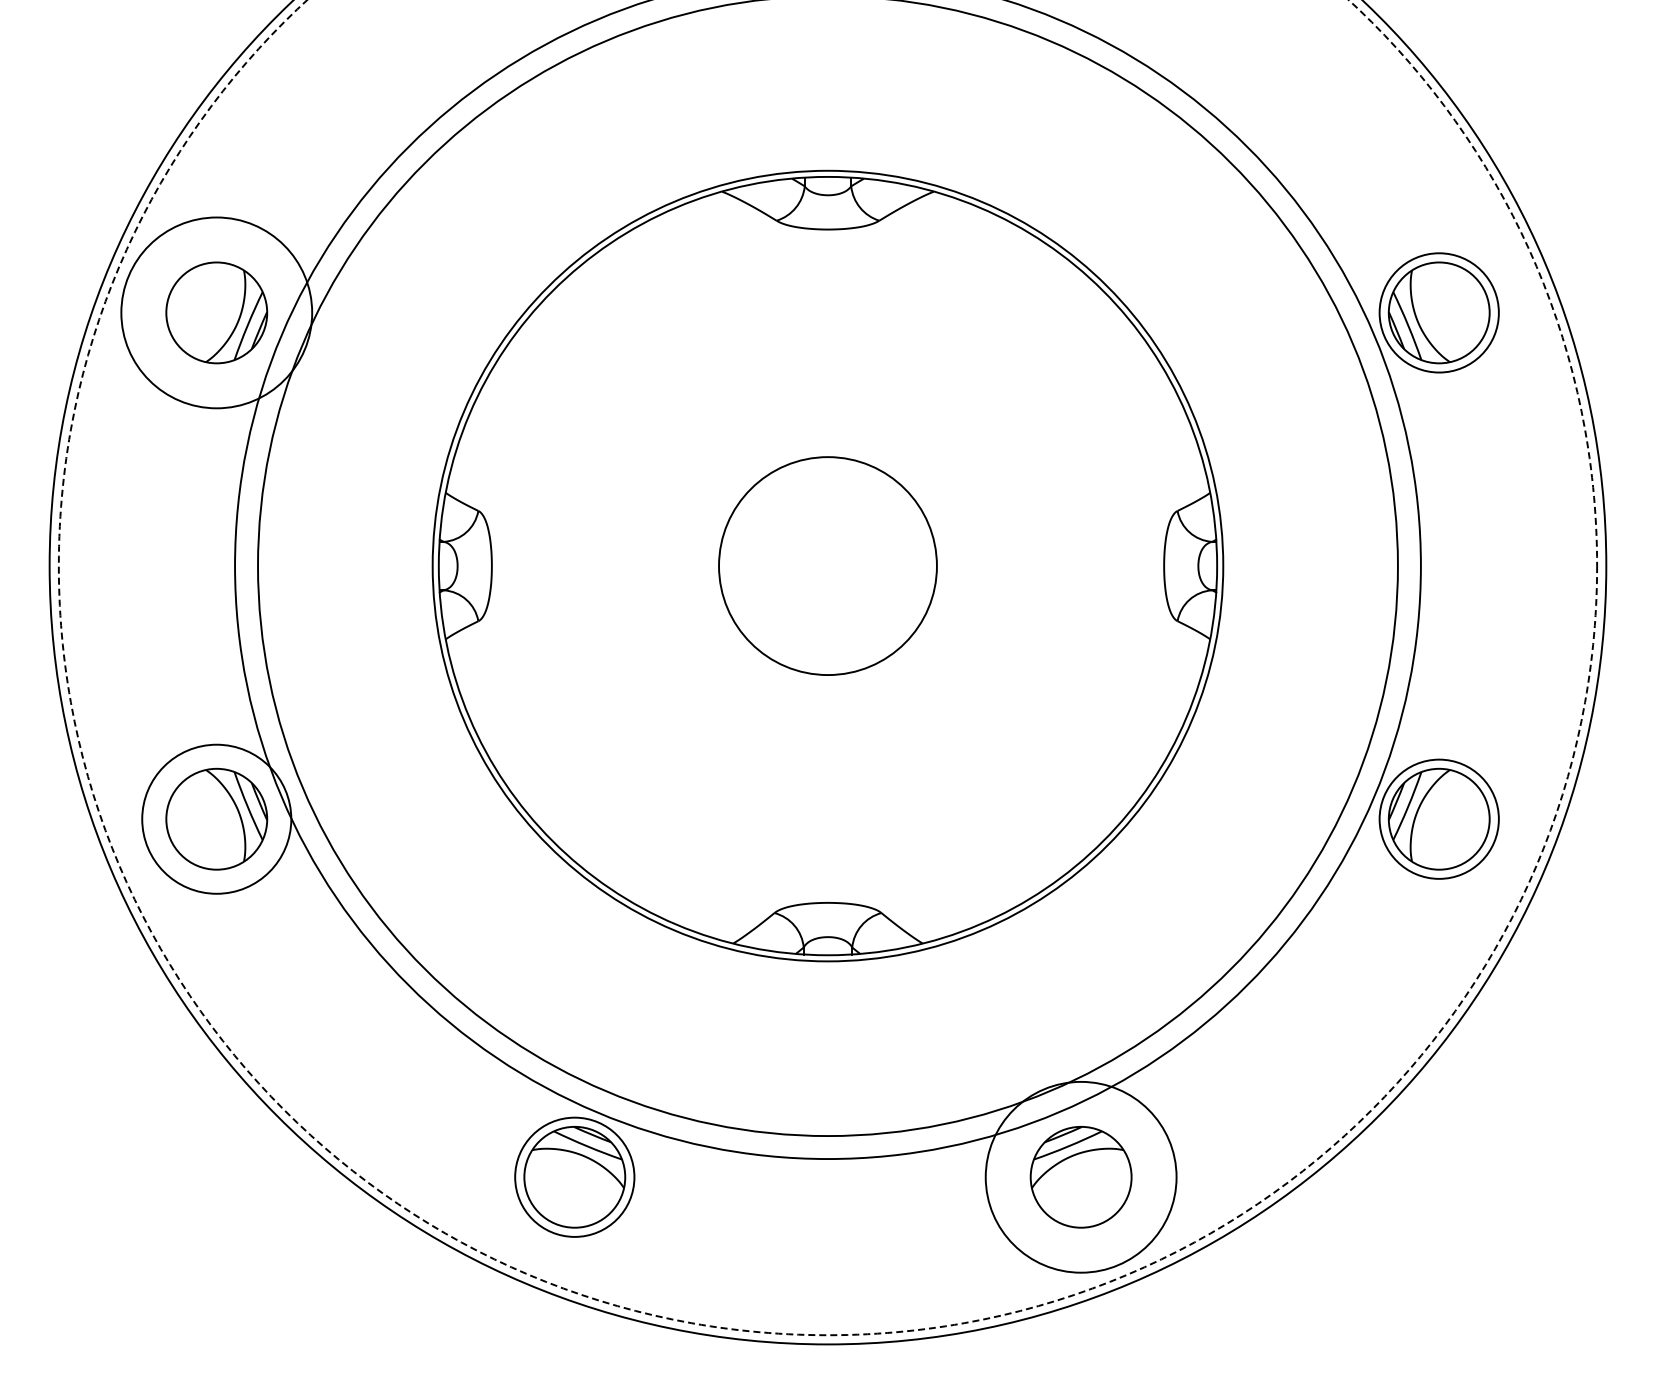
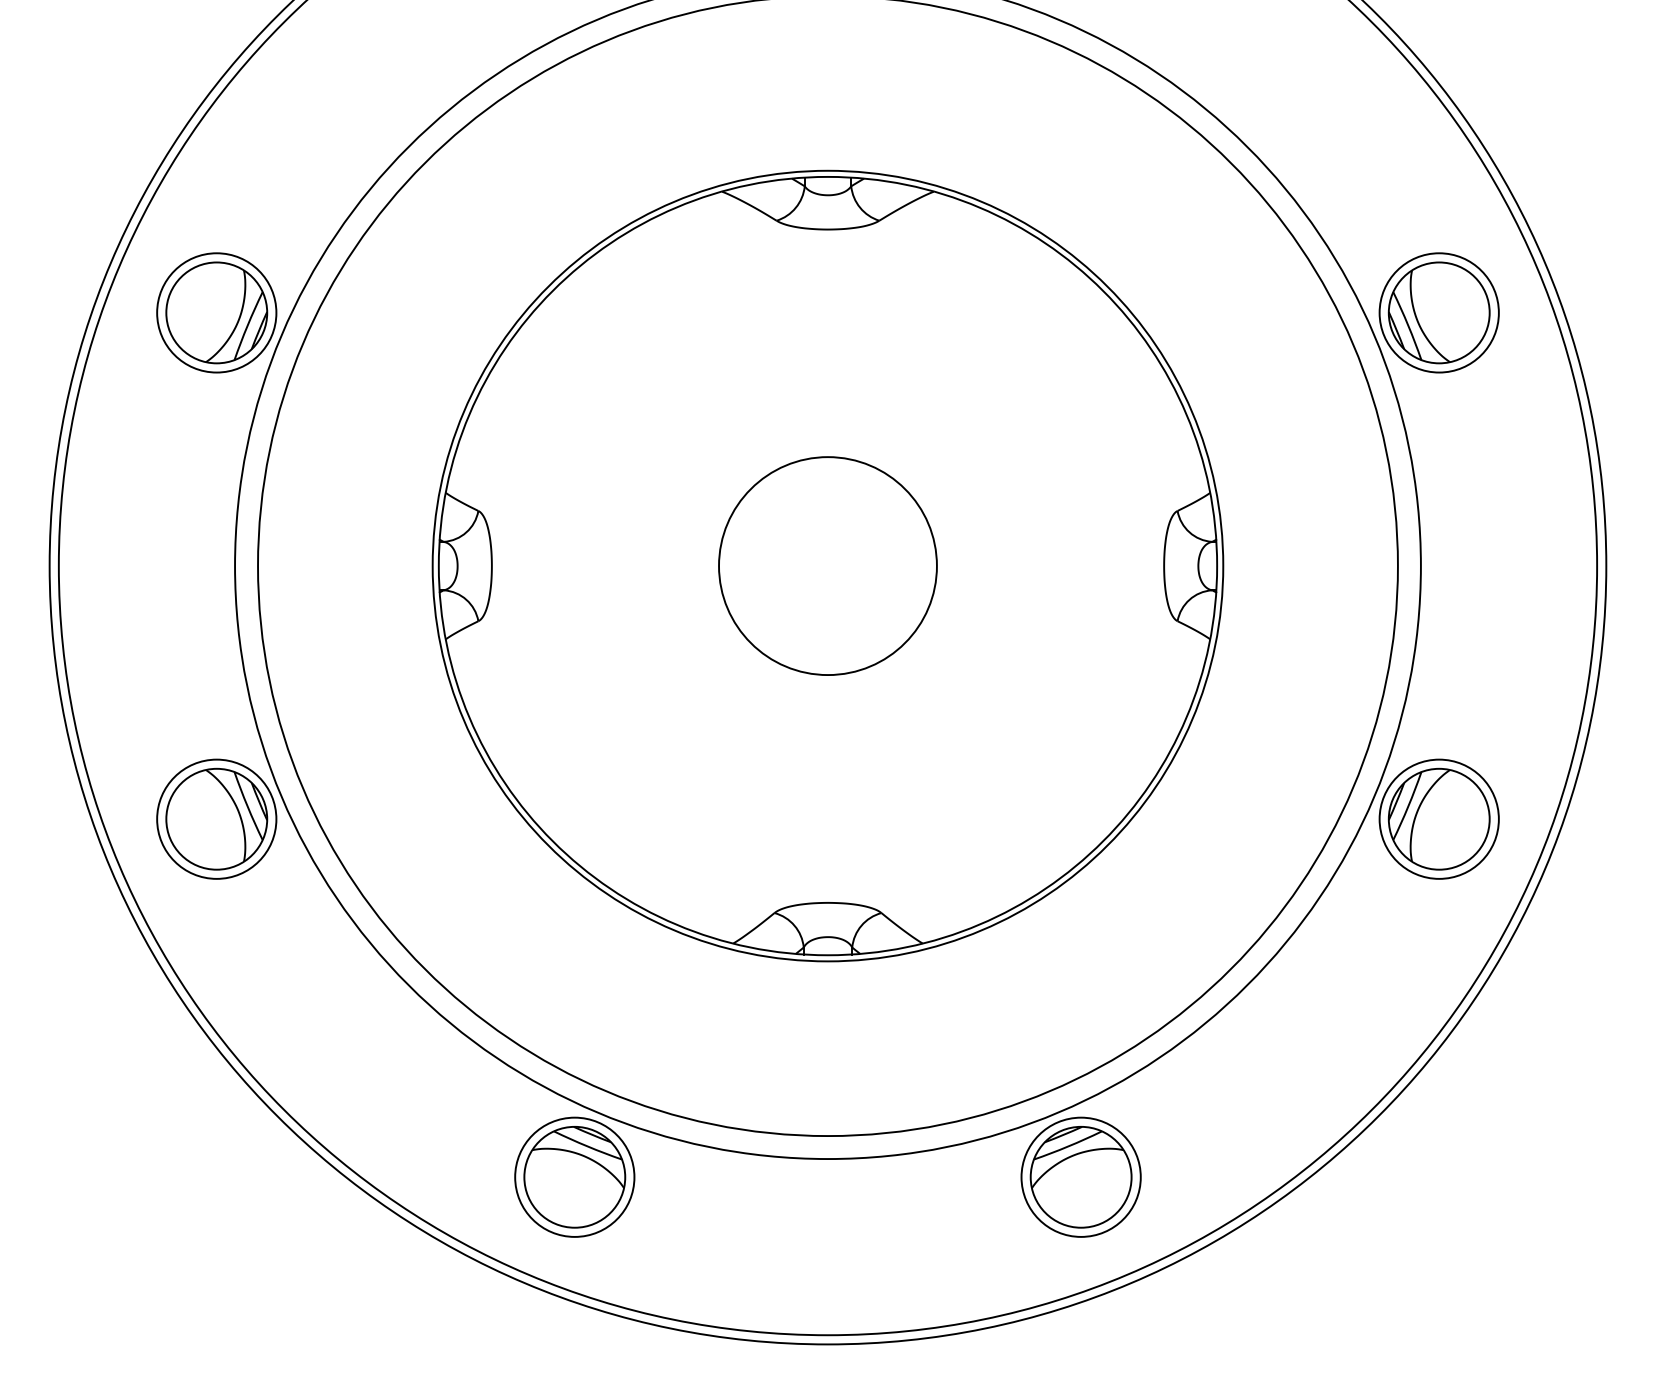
circle diameter: 191 px -> 119 px (216, 312)
circle: dashed -> solid (827, 667)
circle diameter: 149 px -> 119 px (216, 818)
circle diameter: 191 px -> 119 px (1080, 1176)
